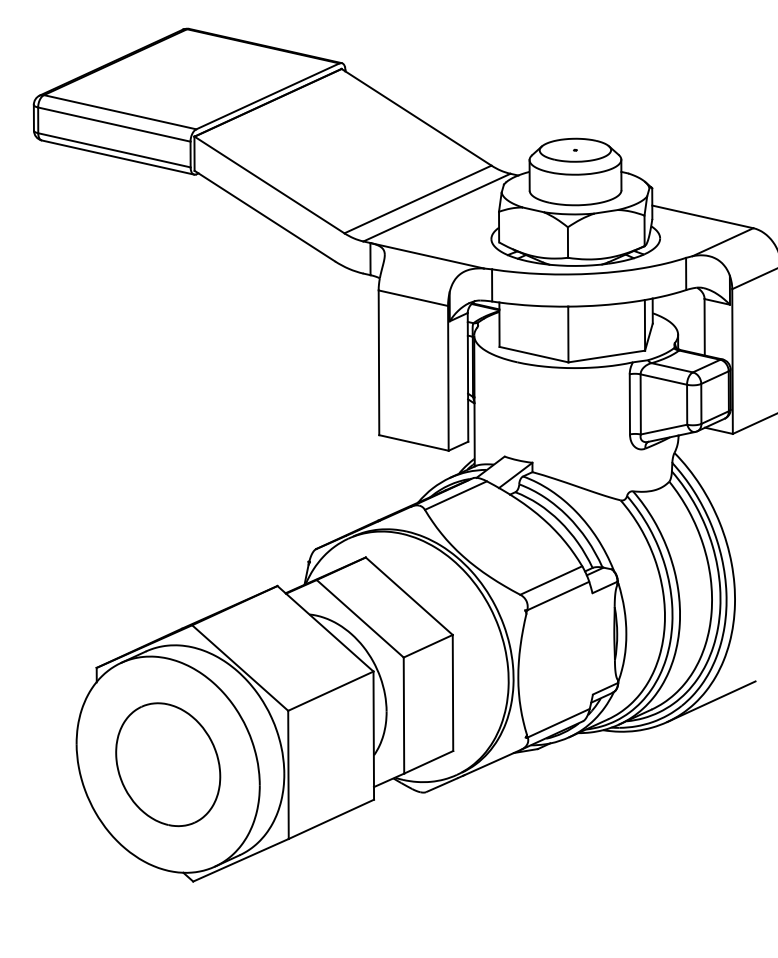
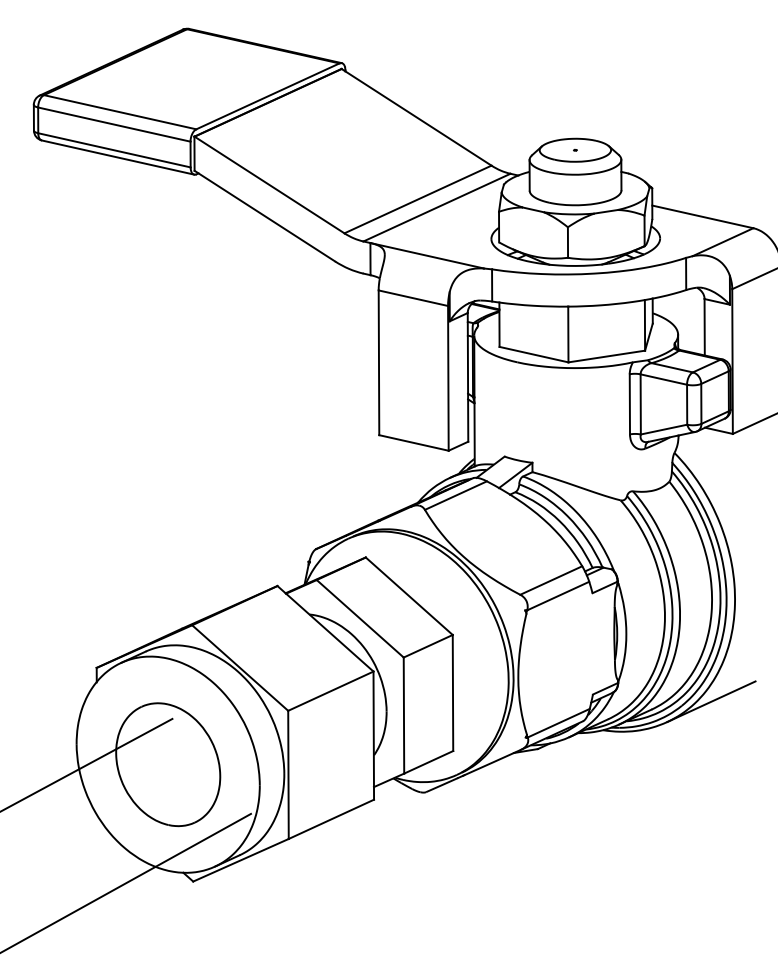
line: none -> present (87, 764)
line: none -> present (126, 882)
